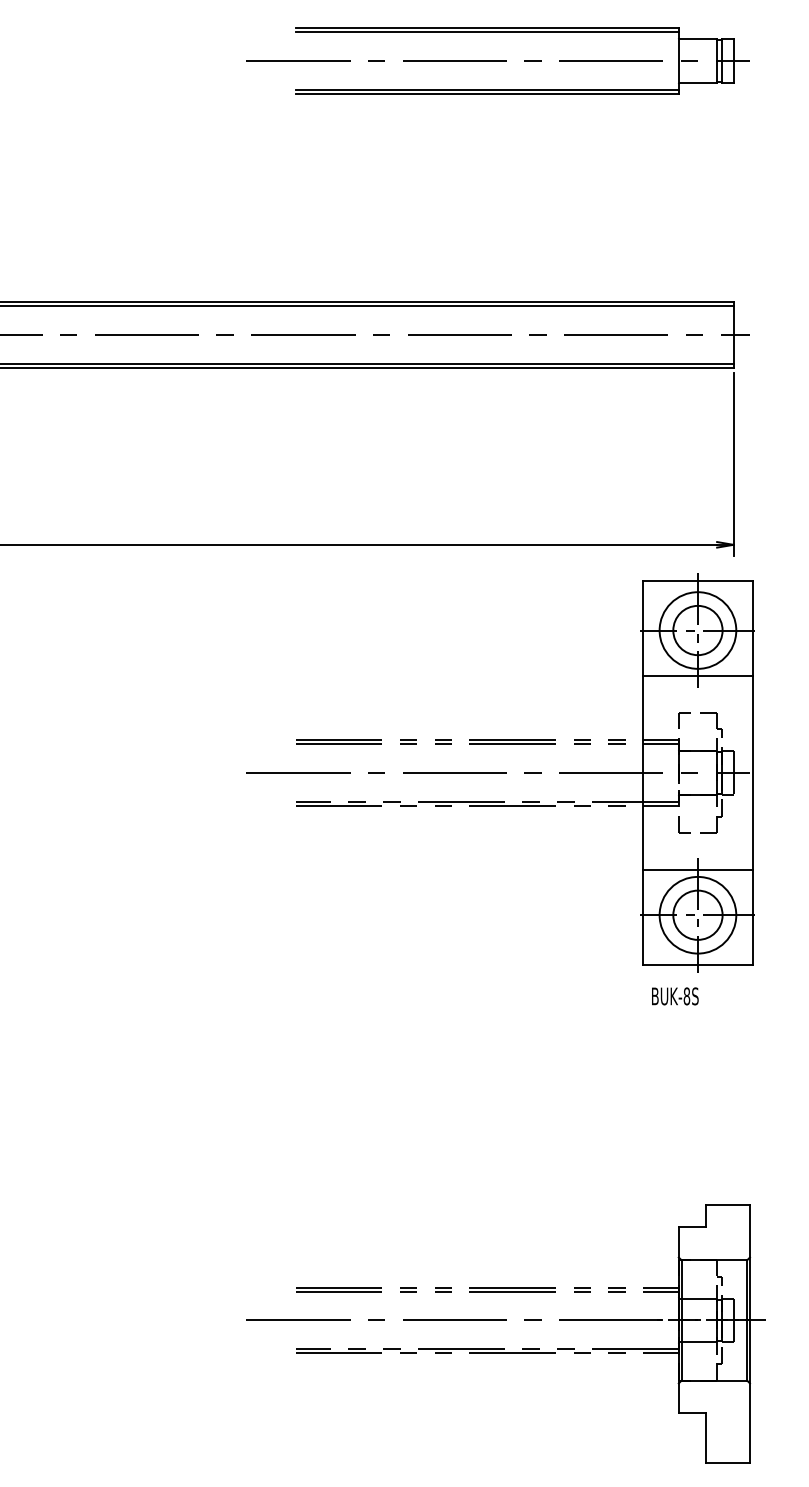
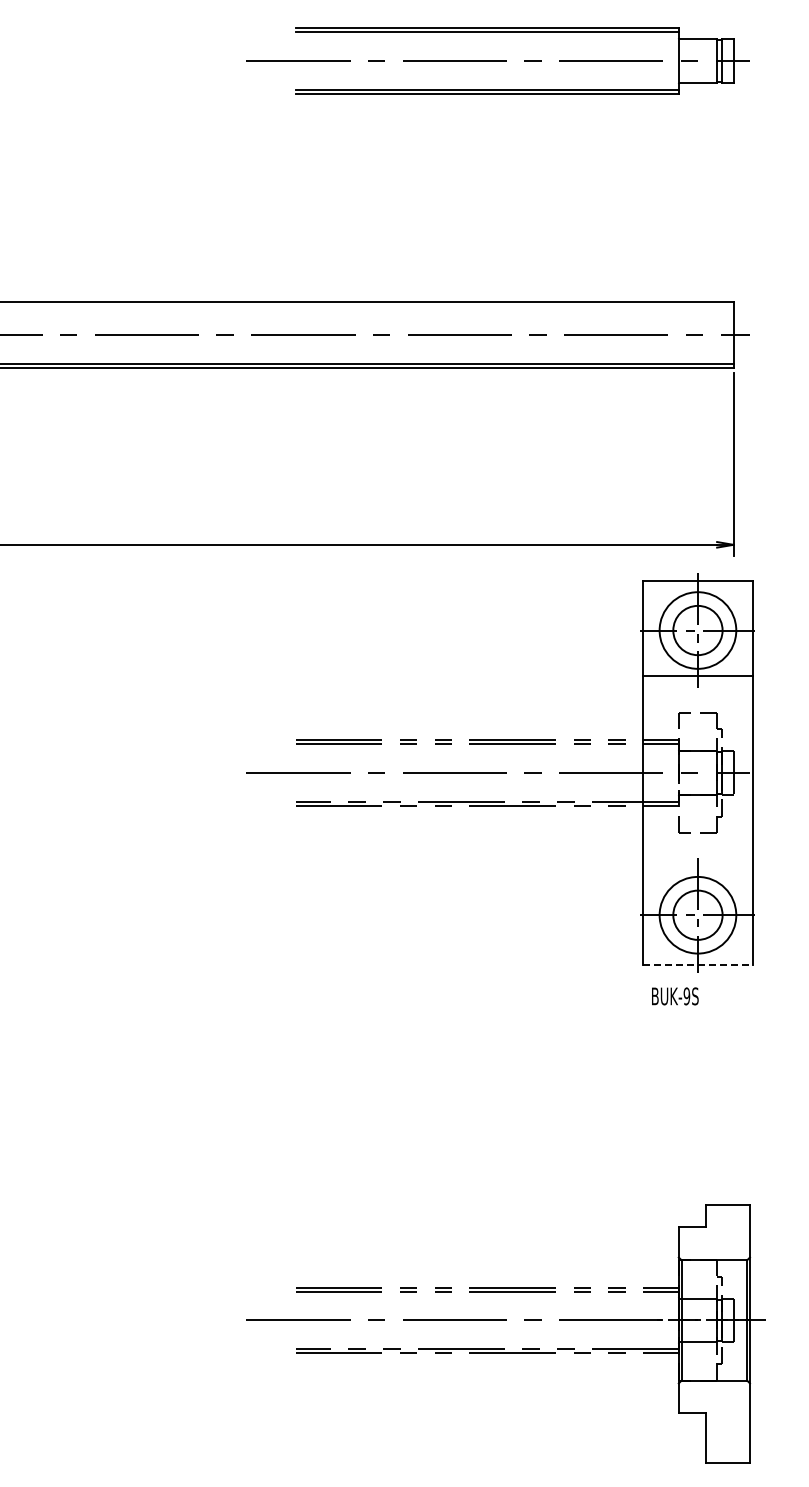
line: present -> none (367, 305)
line: present -> none (697, 870)
line: solid -> dashed (697, 964)
text: BUK-8S -> BUK-9S (686, 996)
